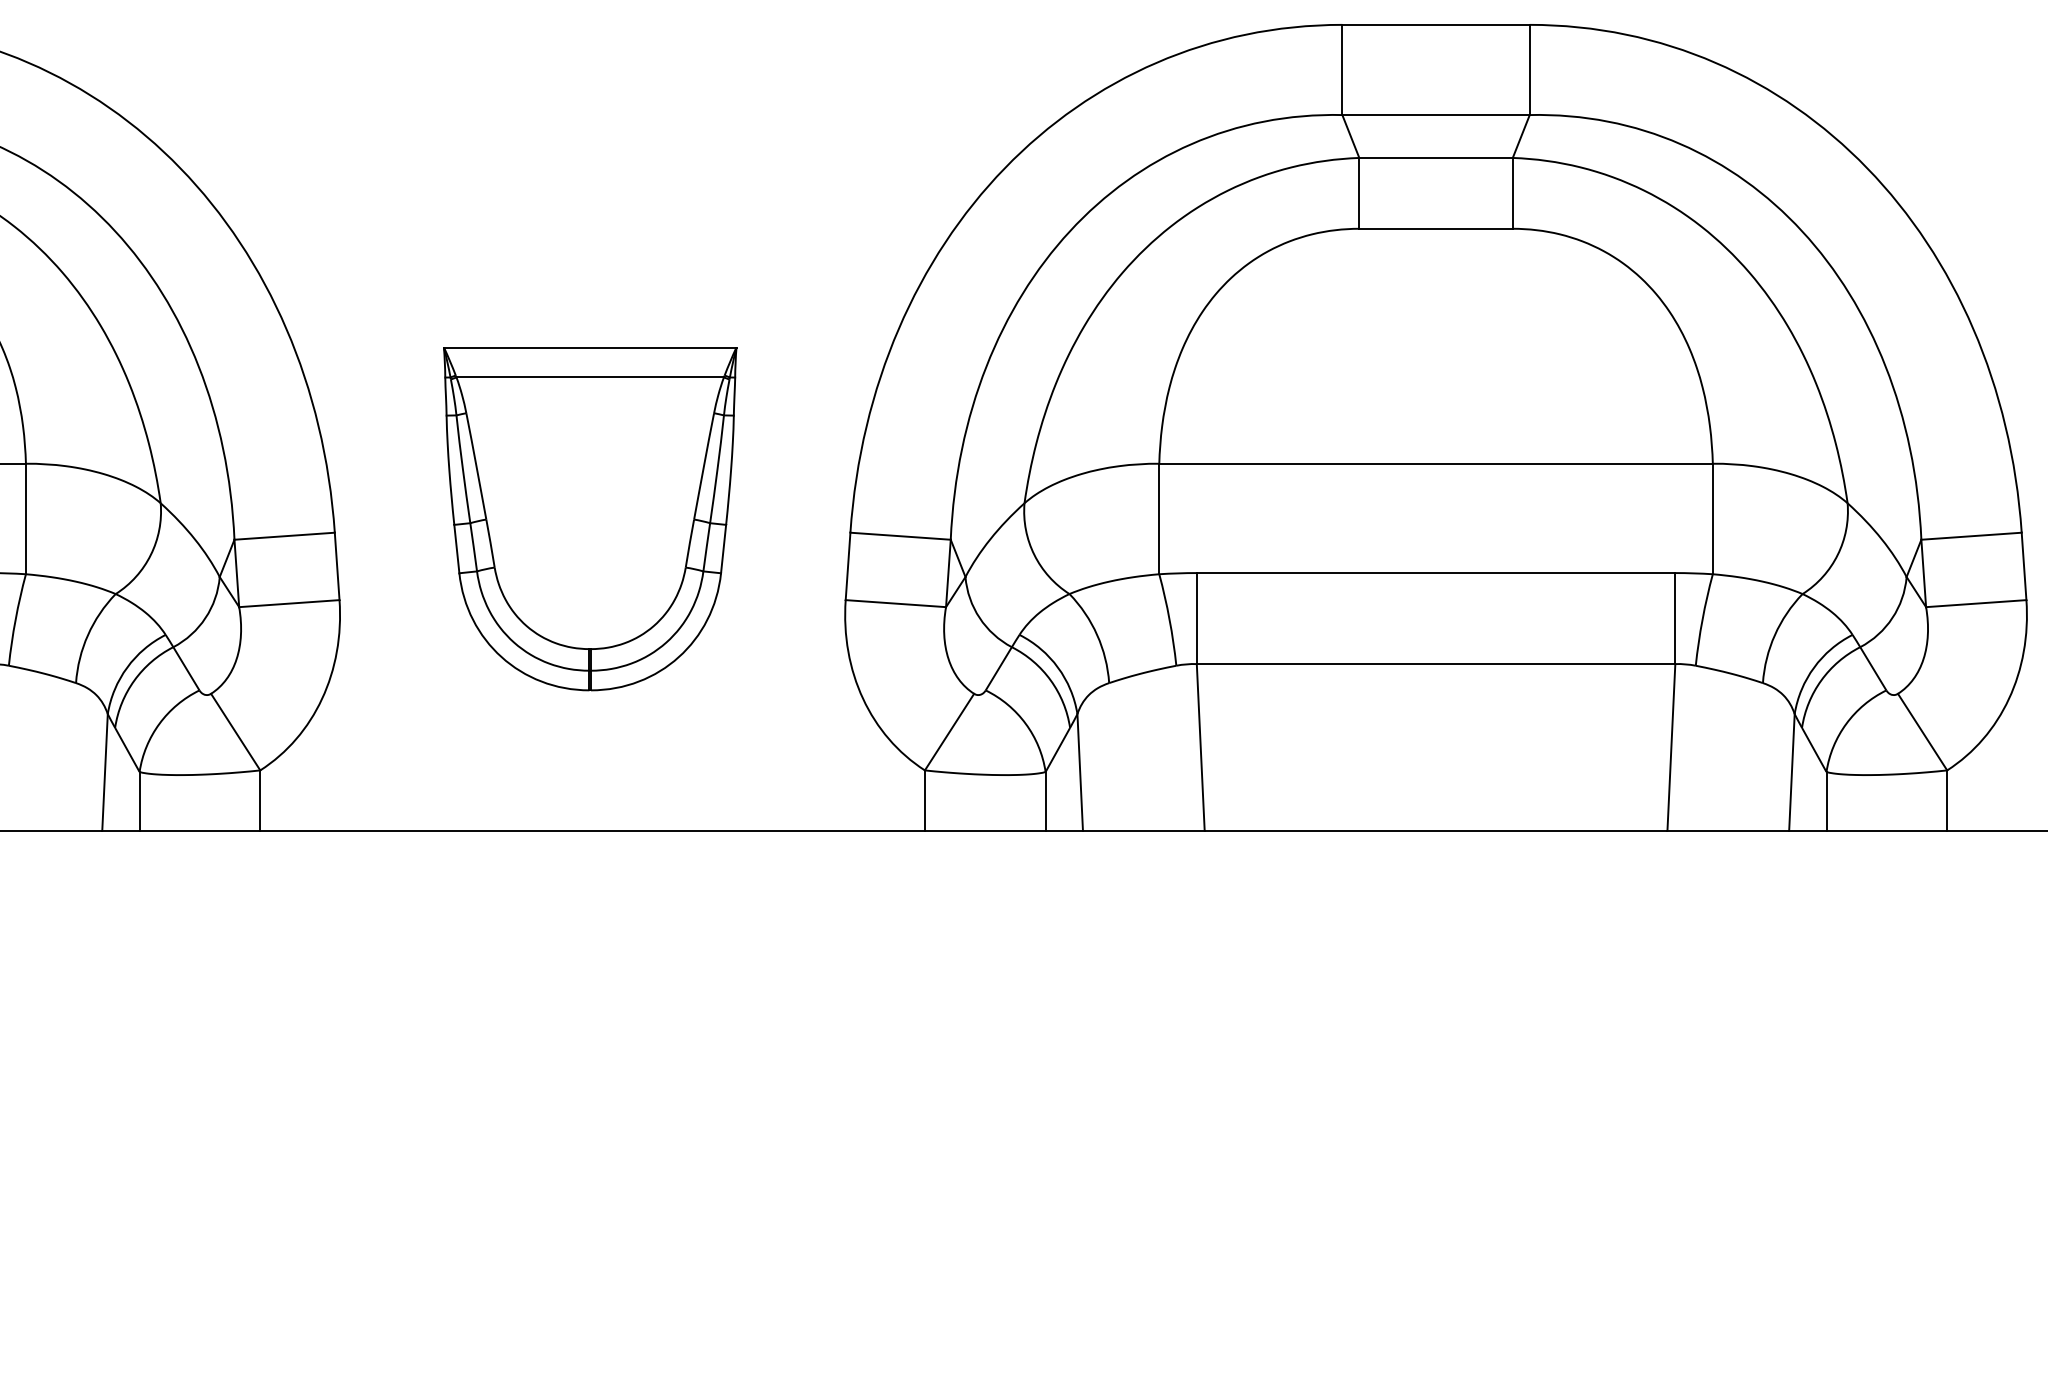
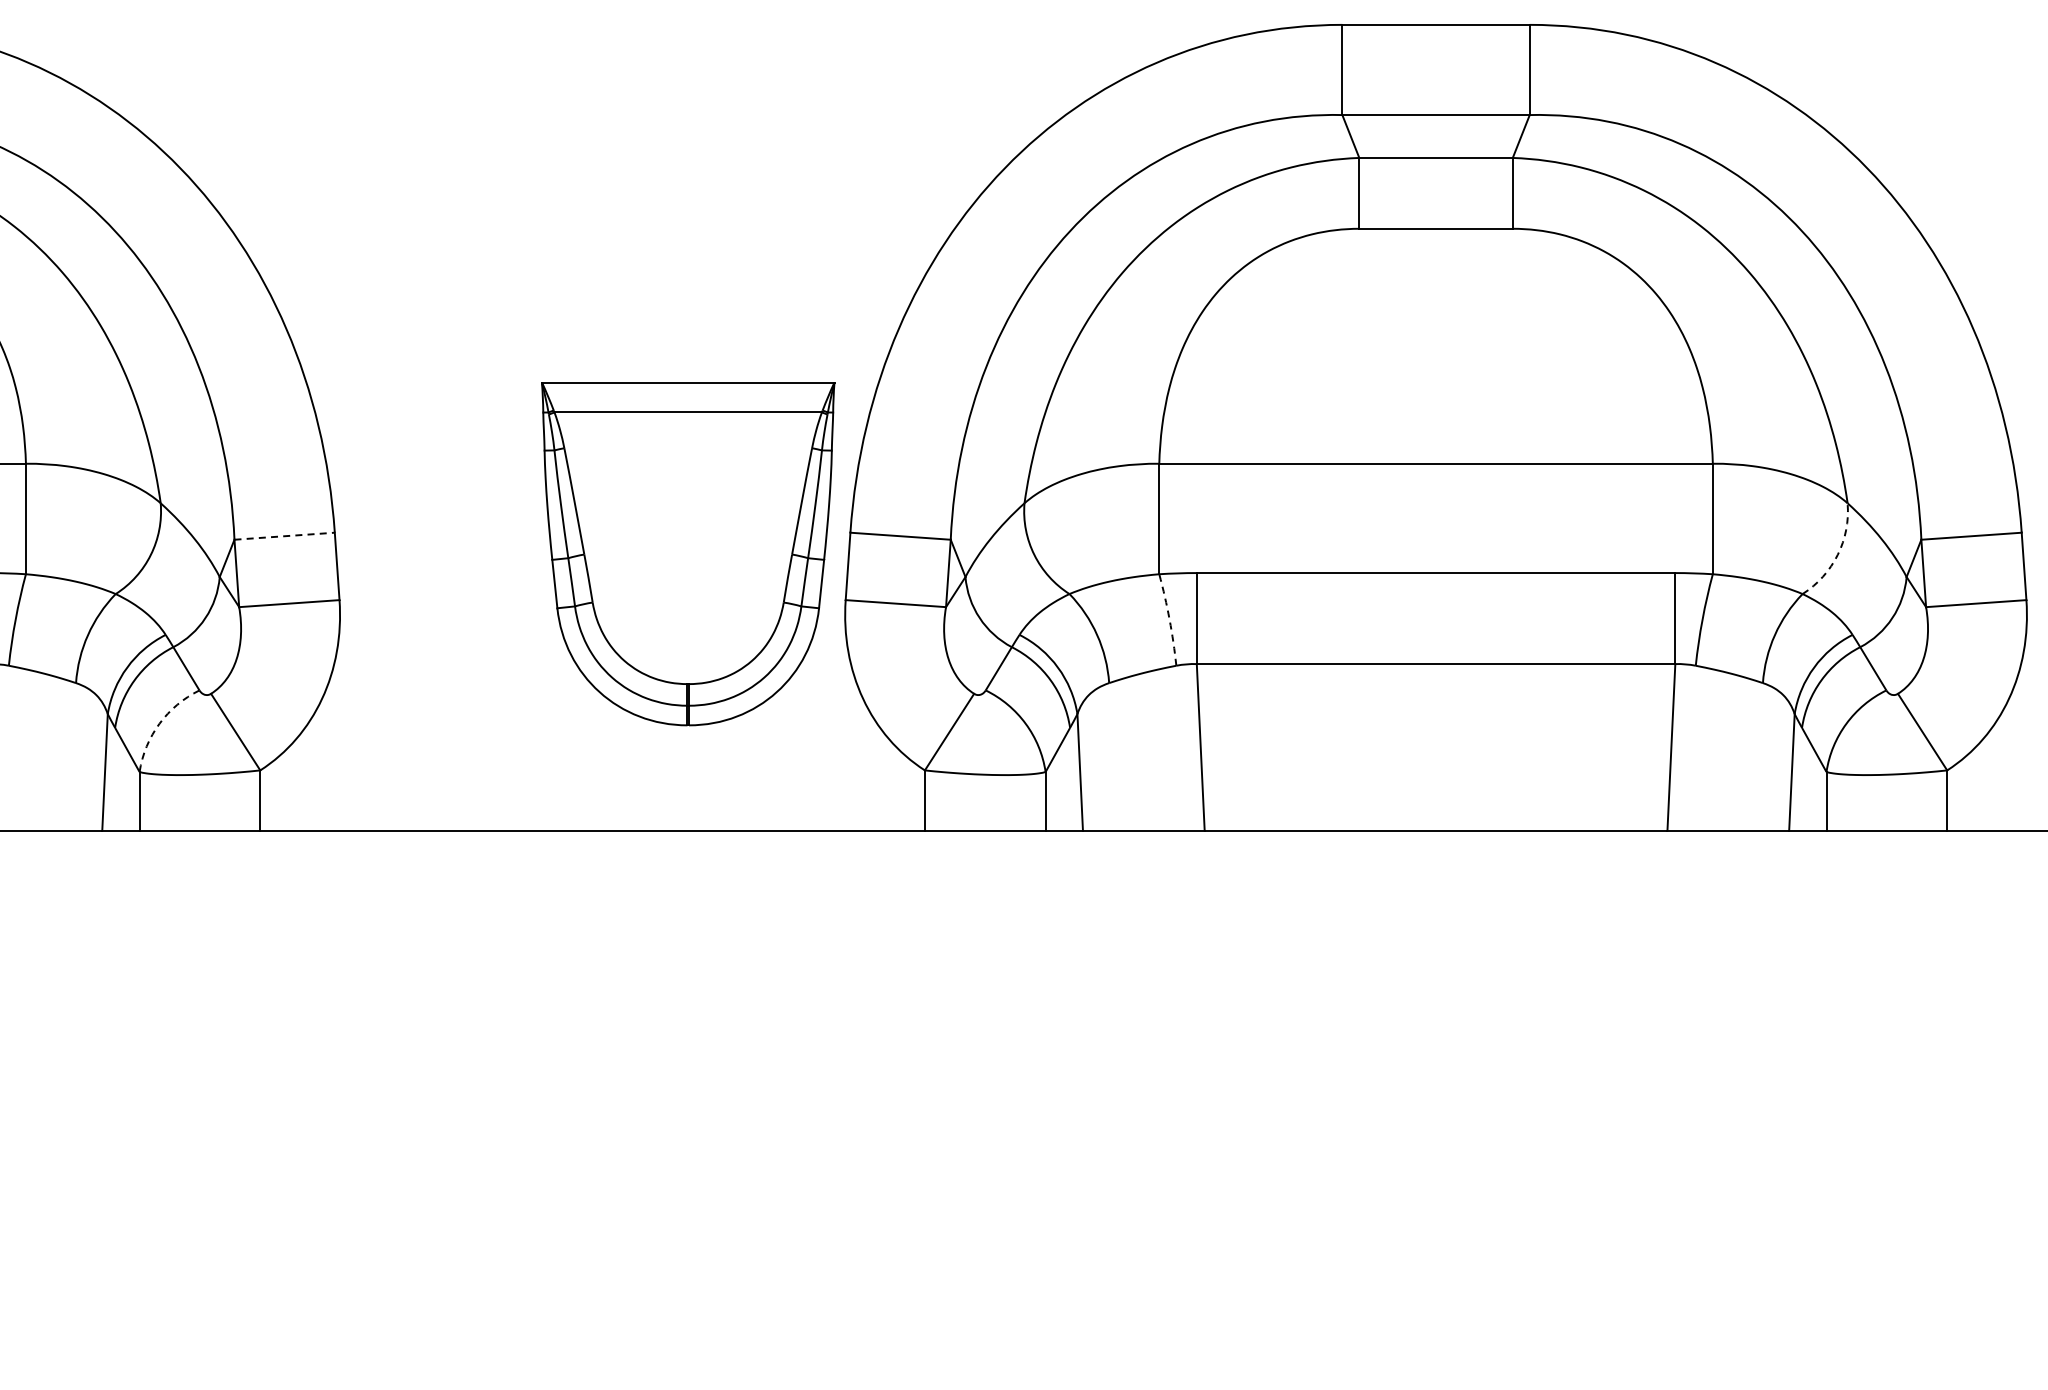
part position: (590, 519) -> (688, 554) (688, 554)
line: solid -> dashed (285, 536)
arc: solid -> dashed (1837, 554)
arc: solid -> dashed (1169, 619)
arc: solid -> dashed (159, 723)
